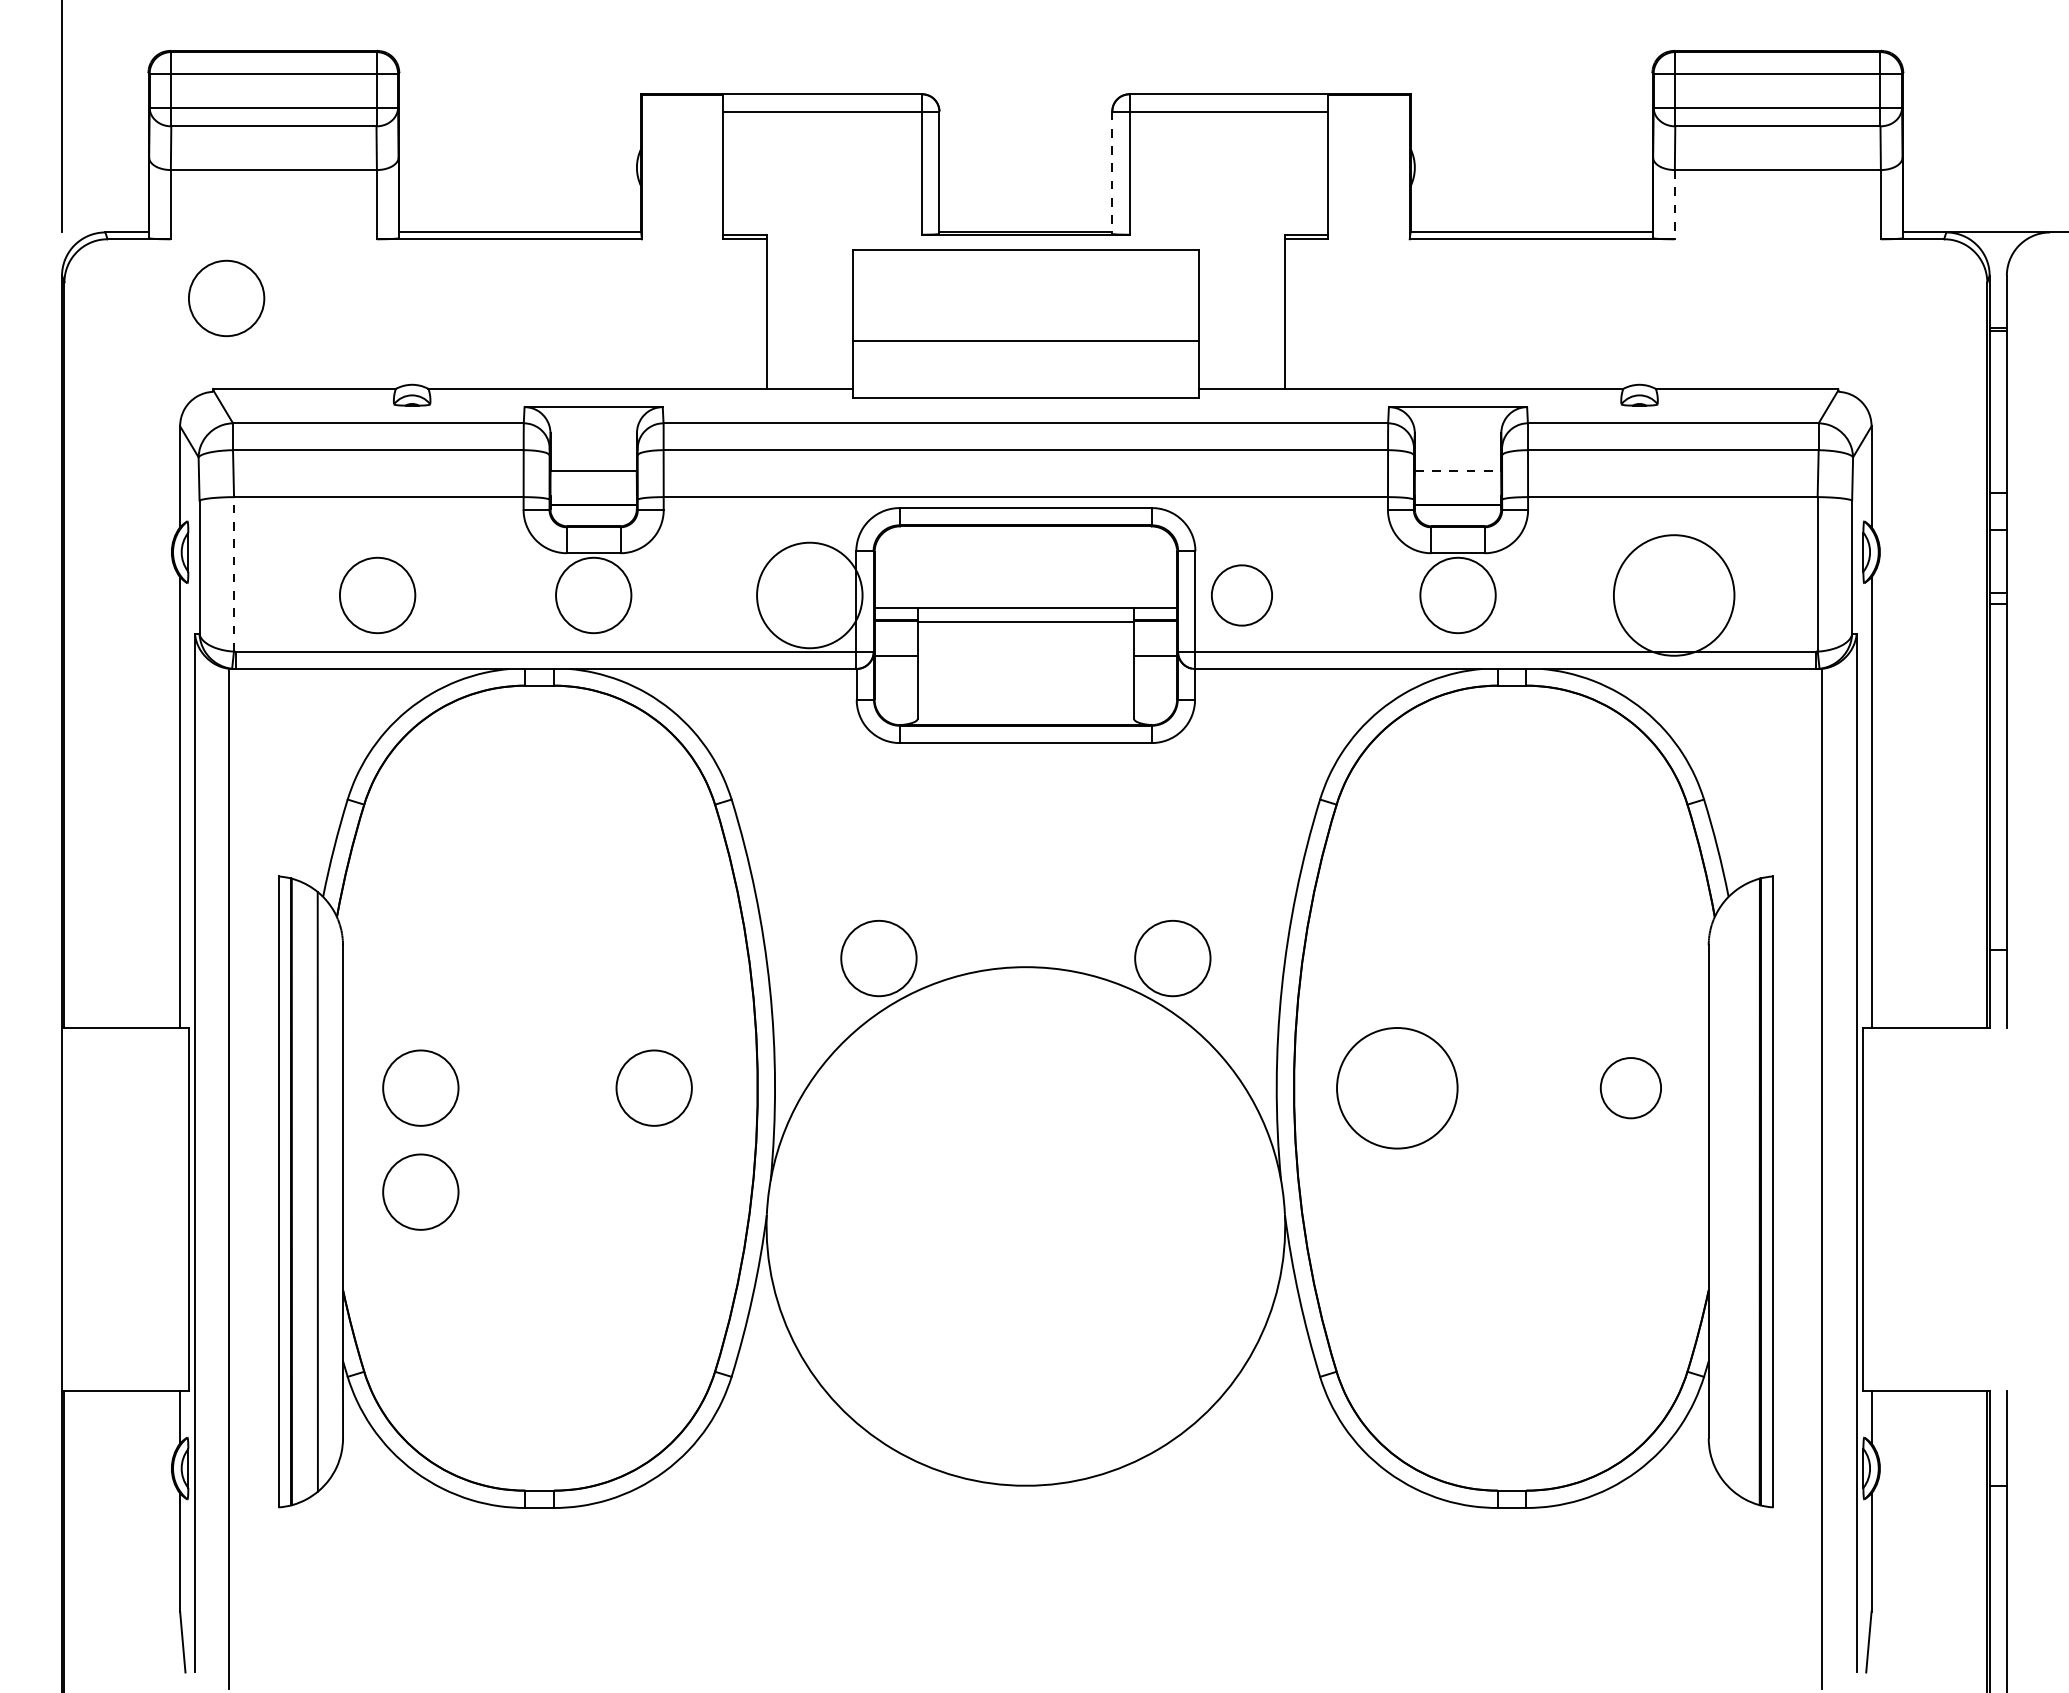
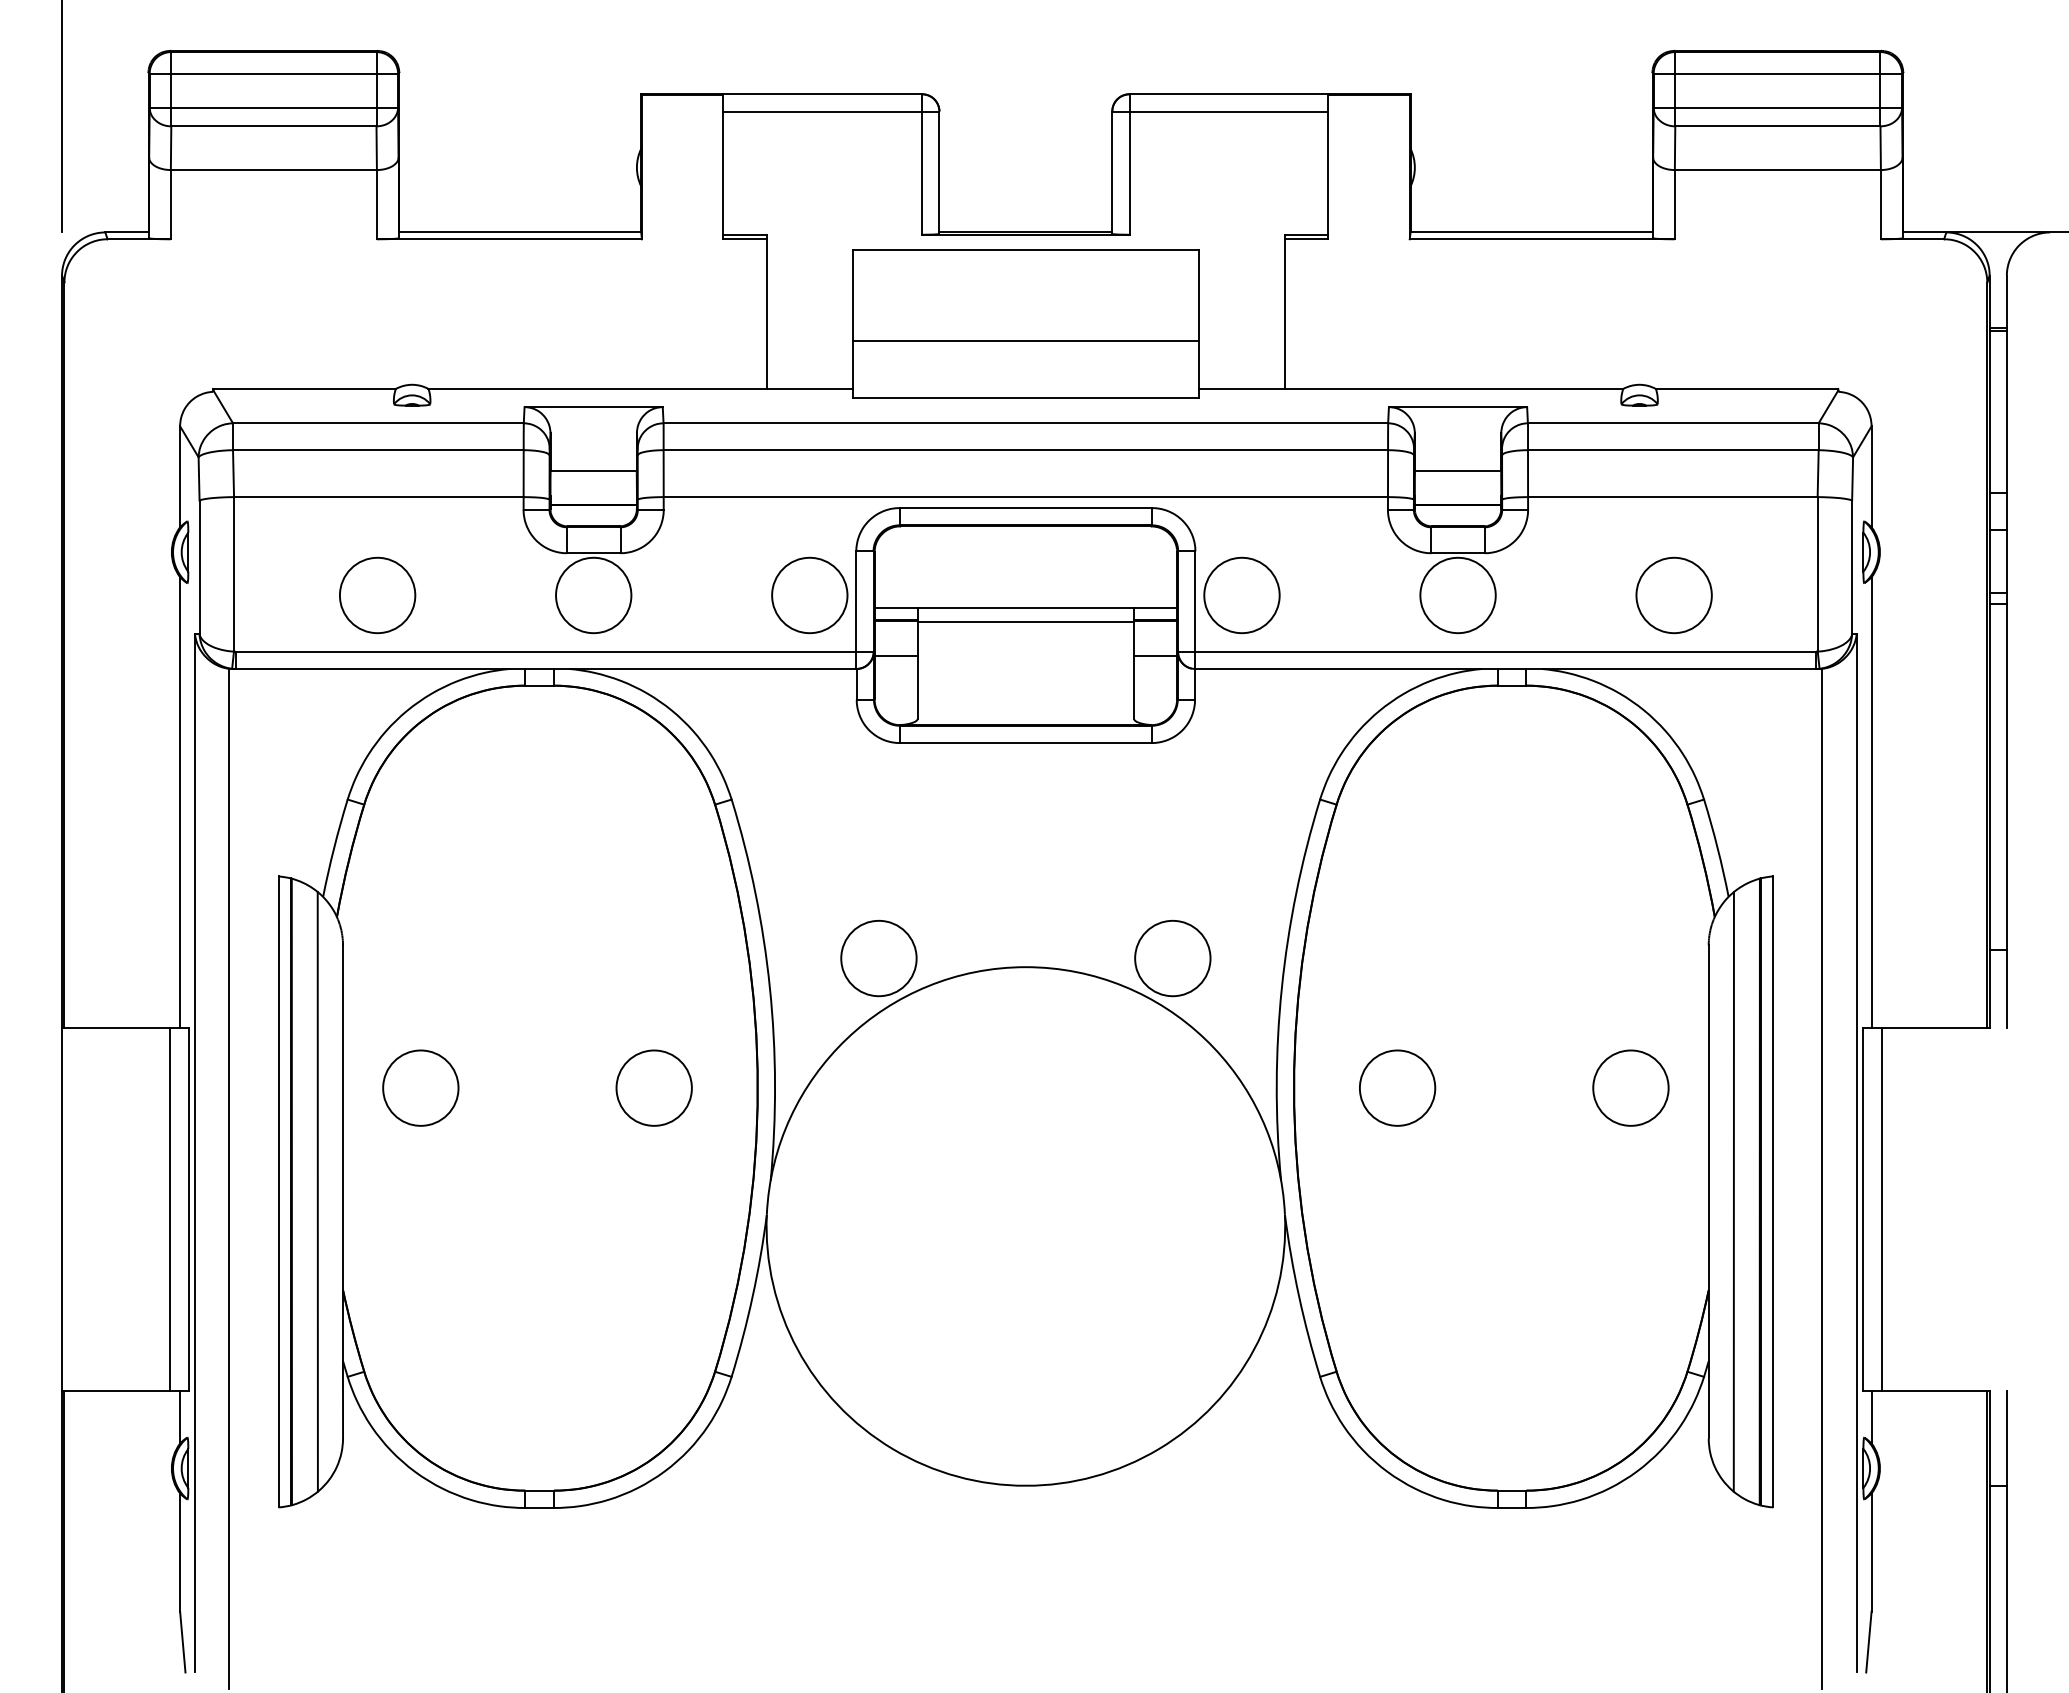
line: dashed -> solid (1112, 173)
line: dashed -> solid (1674, 204)
circle: present -> none (226, 298)
line: dashed -> solid (1458, 471)
line: dashed -> solid (233, 573)
circle diameter: 106 px -> 75 px (809, 595)
circle size: 62x63 px -> 78x79 px (1241, 595)
circle diameter: 121 px -> 75 px (1673, 595)
circle size: 123x123 px -> 78x78 px (1397, 1087)
circle diameter: 60 px -> 75 px (1630, 1087)
circle: present -> none (420, 1191)
line: none -> present (1733, 1191)
line: none -> present (170, 1208)
line: none -> present (1881, 1208)
